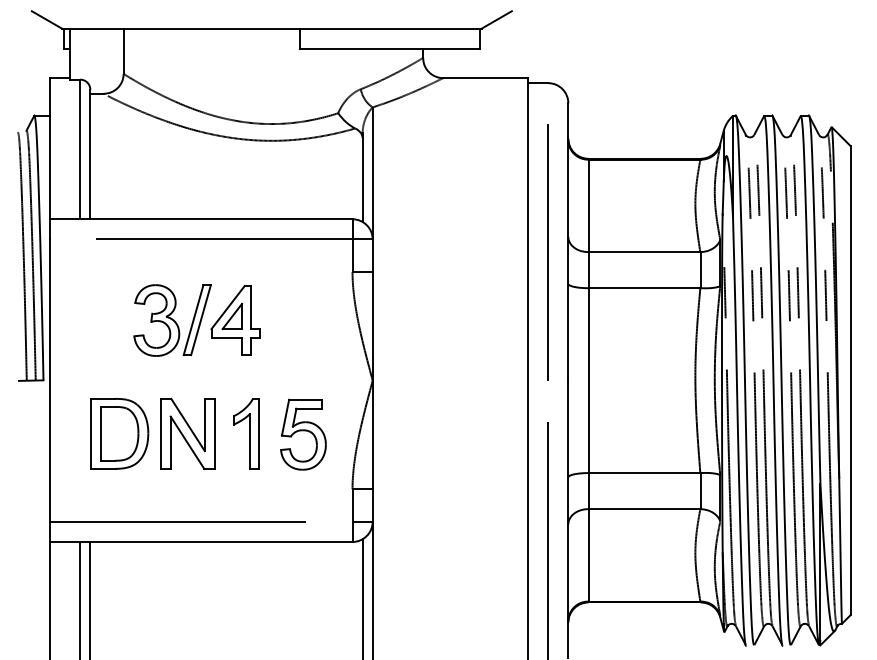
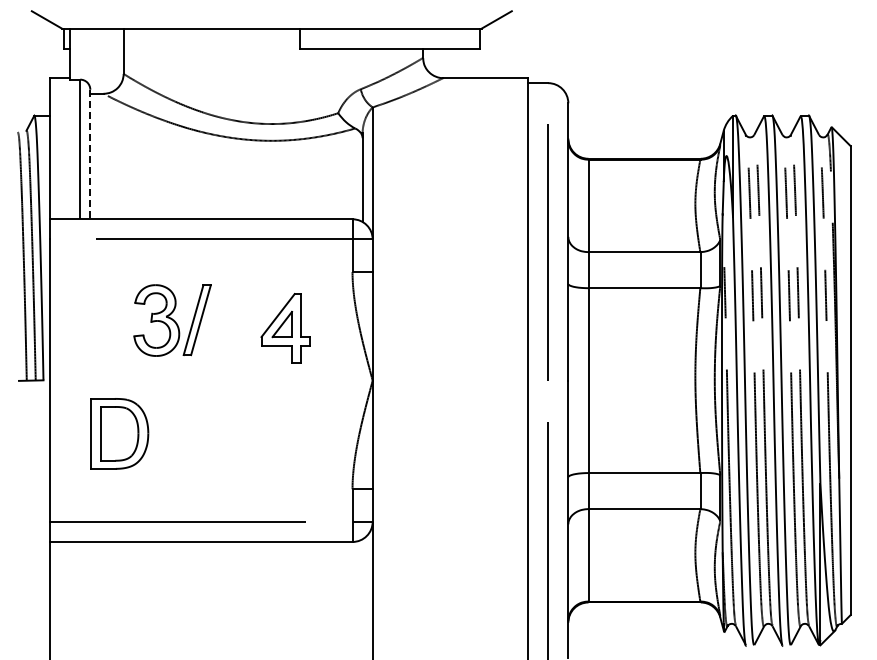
line: solid -> dashed (90, 154)
part position: (235, 320) -> (285, 328) (285, 328)
part: present -> none (187, 433)
part: present -> none (246, 433)
part: present -> none (303, 434)
line: present -> none (362, 597)
line: present -> none (80, 598)
line: present -> none (90, 598)
